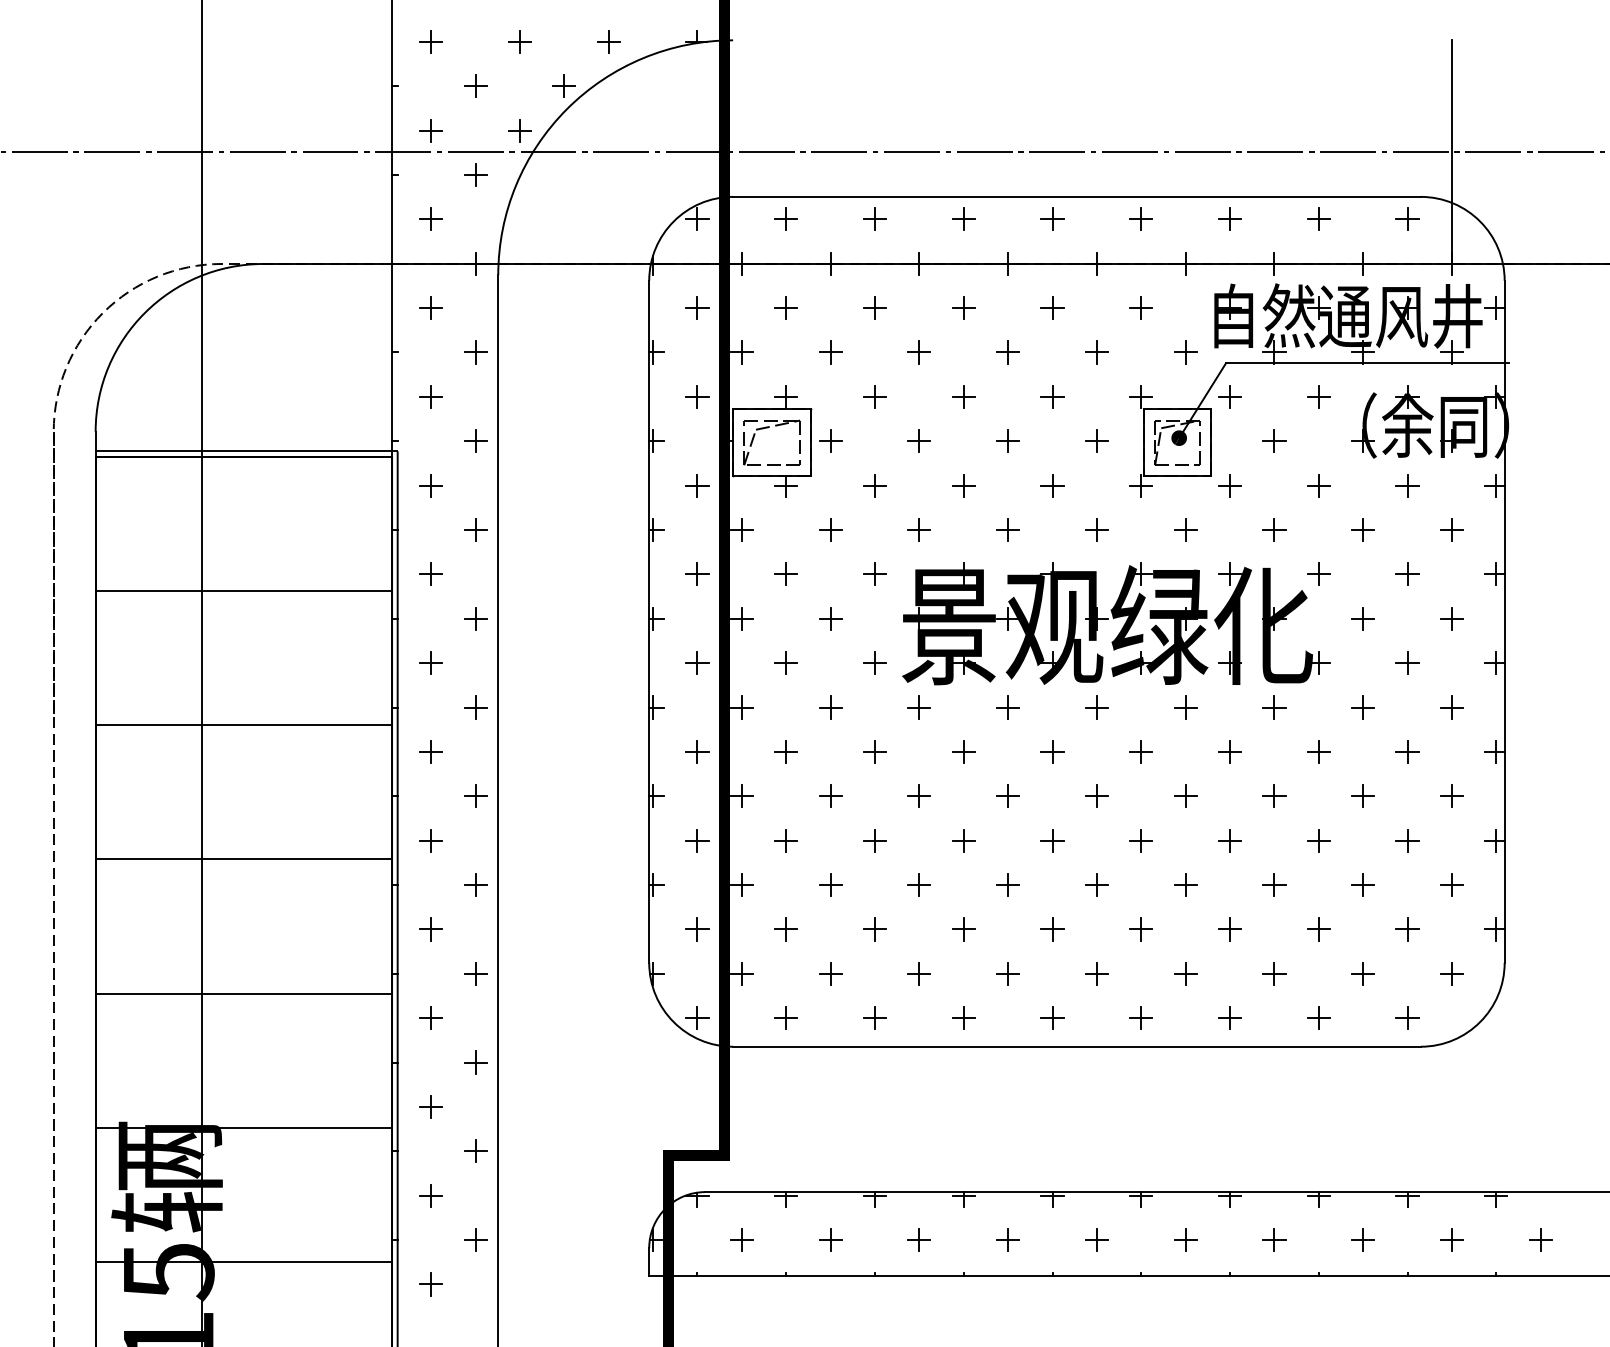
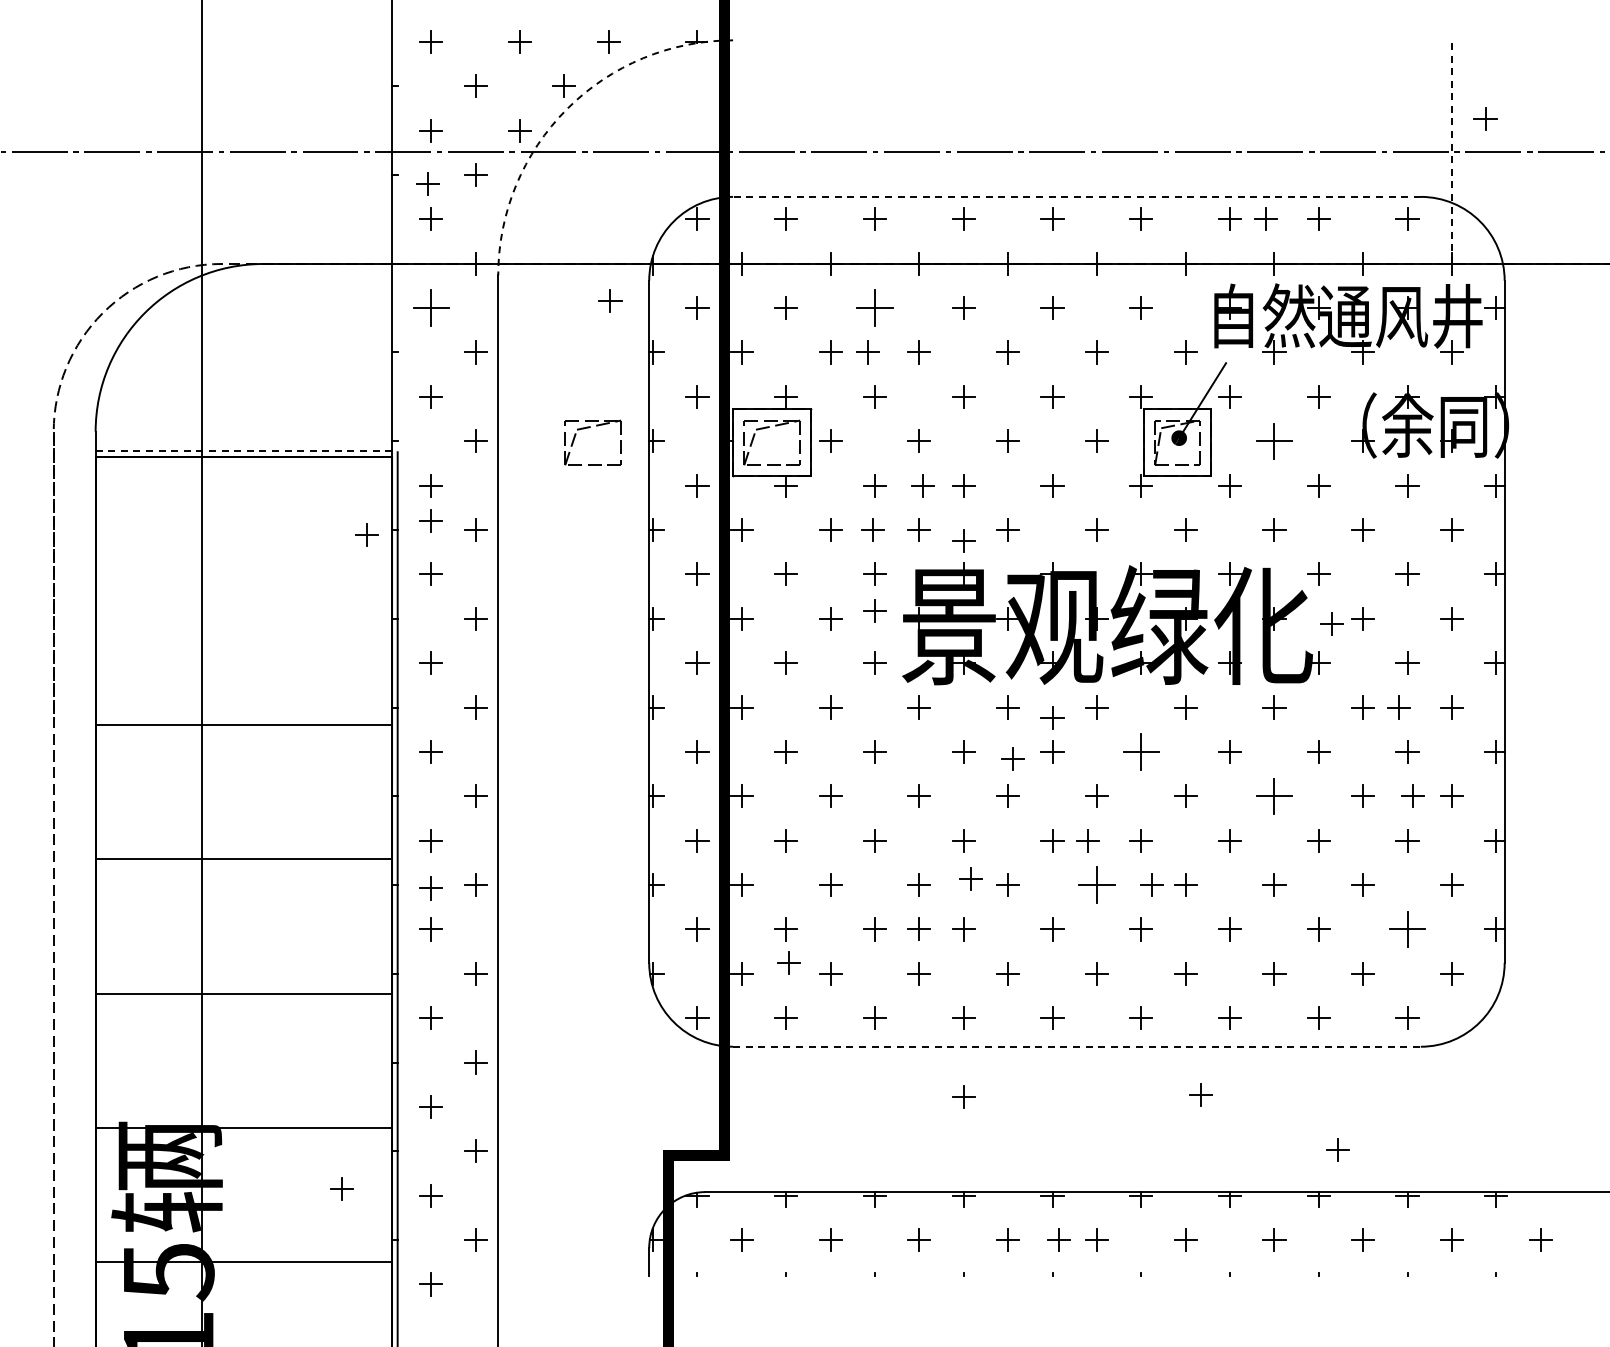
arc: solid -> dashed (567, 109)
part: none -> present (1485, 118)
line: solid -> dashed (1451, 152)
part: none -> present (427, 183)
line: solid -> dashed (1076, 196)
part: none -> present (1265, 218)
part: none -> present (610, 300)
part size: 24x24 px -> 37x38 px (431, 307)
part size: 24x24 px -> 38x38 px (874, 307)
part: none -> present (867, 352)
line: present -> none (1367, 363)
part: none -> present (589, 428)
part size: 25x24 px -> 37x37 px (1274, 441)
line: solid -> dashed (247, 451)
part: none -> present (922, 485)
part: none -> present (430, 520)
part: none -> present (872, 529)
part: none -> present (366, 534)
part: none -> present (963, 540)
line: present -> none (243, 591)
part: none -> present (874, 610)
part: none -> present (1331, 623)
part: none -> present (1398, 707)
part: none -> present (1052, 717)
part size: 24x24 px -> 37x38 px (1141, 751)
part: none -> present (1012, 758)
part size: 25x24 px -> 37x37 px (1274, 796)
part: none -> present (1412, 795)
part: none -> present (1087, 840)
part: none -> present (970, 878)
part size: 24x24 px -> 38x38 px (1096, 884)
part: none -> present (1151, 884)
part: none -> present (430, 888)
part: none -> present (918, 928)
part size: 25x25 px -> 37x37 px (1407, 929)
part: none -> present (788, 962)
line: solid -> dashed (1076, 1046)
part: none -> present (1200, 1094)
part: none -> present (963, 1096)
part: none -> present (1337, 1149)
part: none -> present (341, 1188)
part: none -> present (1058, 1239)
line: present -> none (1127, 1275)
